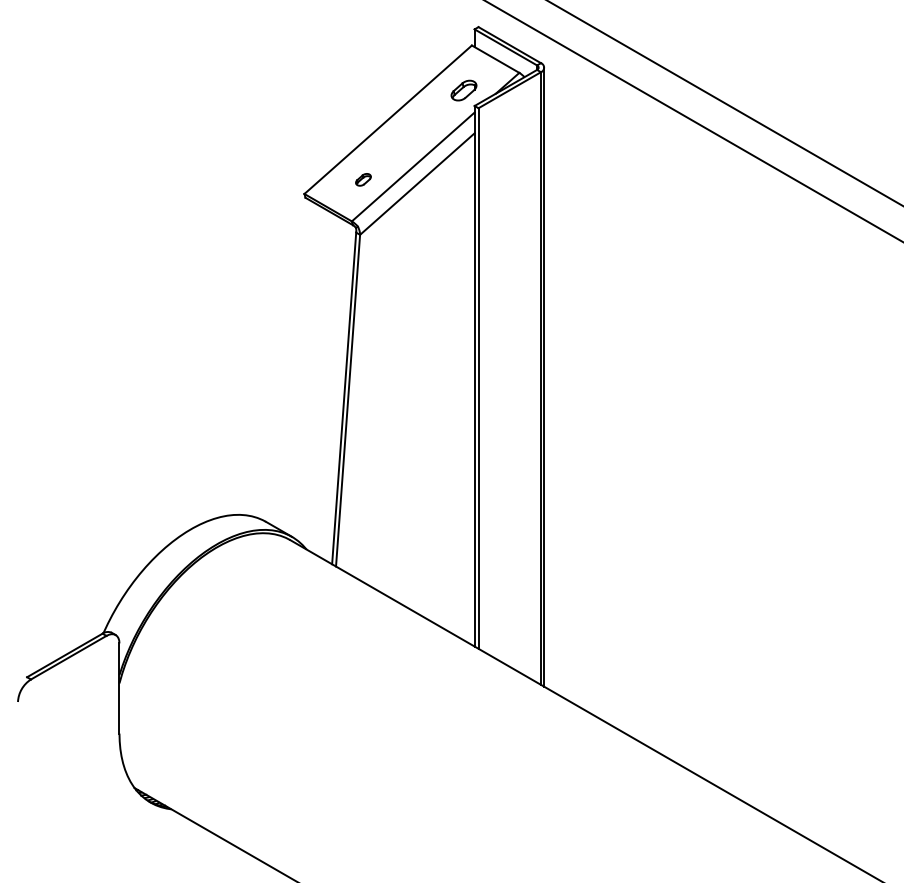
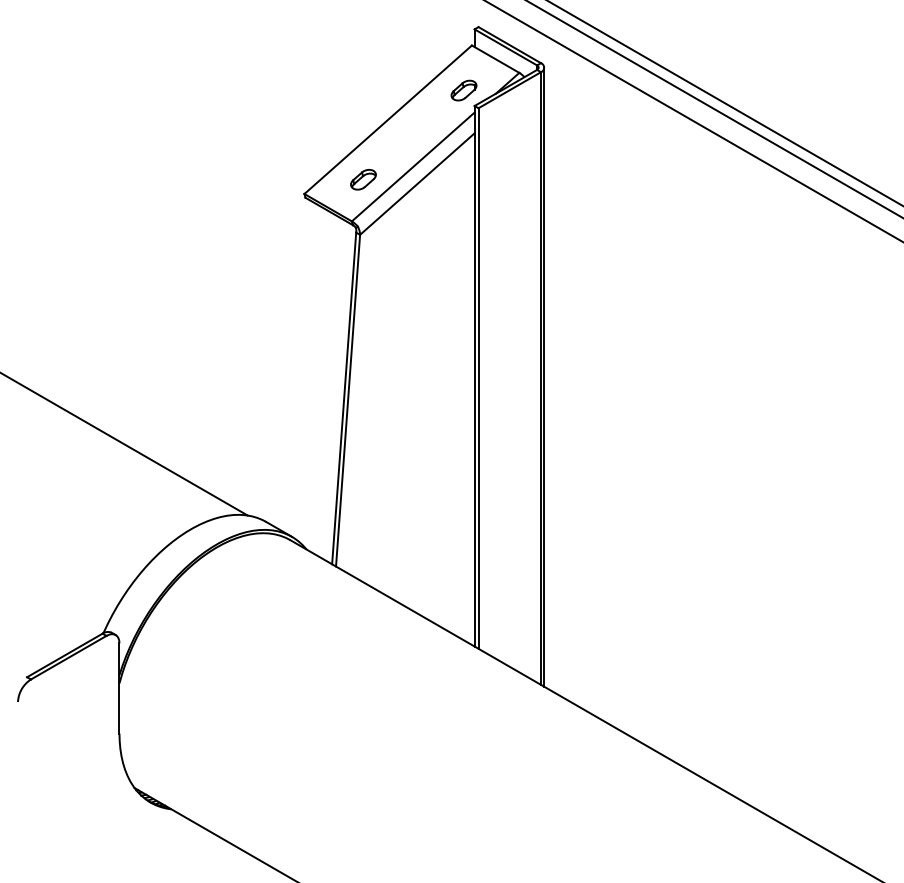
line: none -> present (714, 109)
part size: 17x14 px -> 27x22 px (363, 179)
line: none -> present (124, 444)
